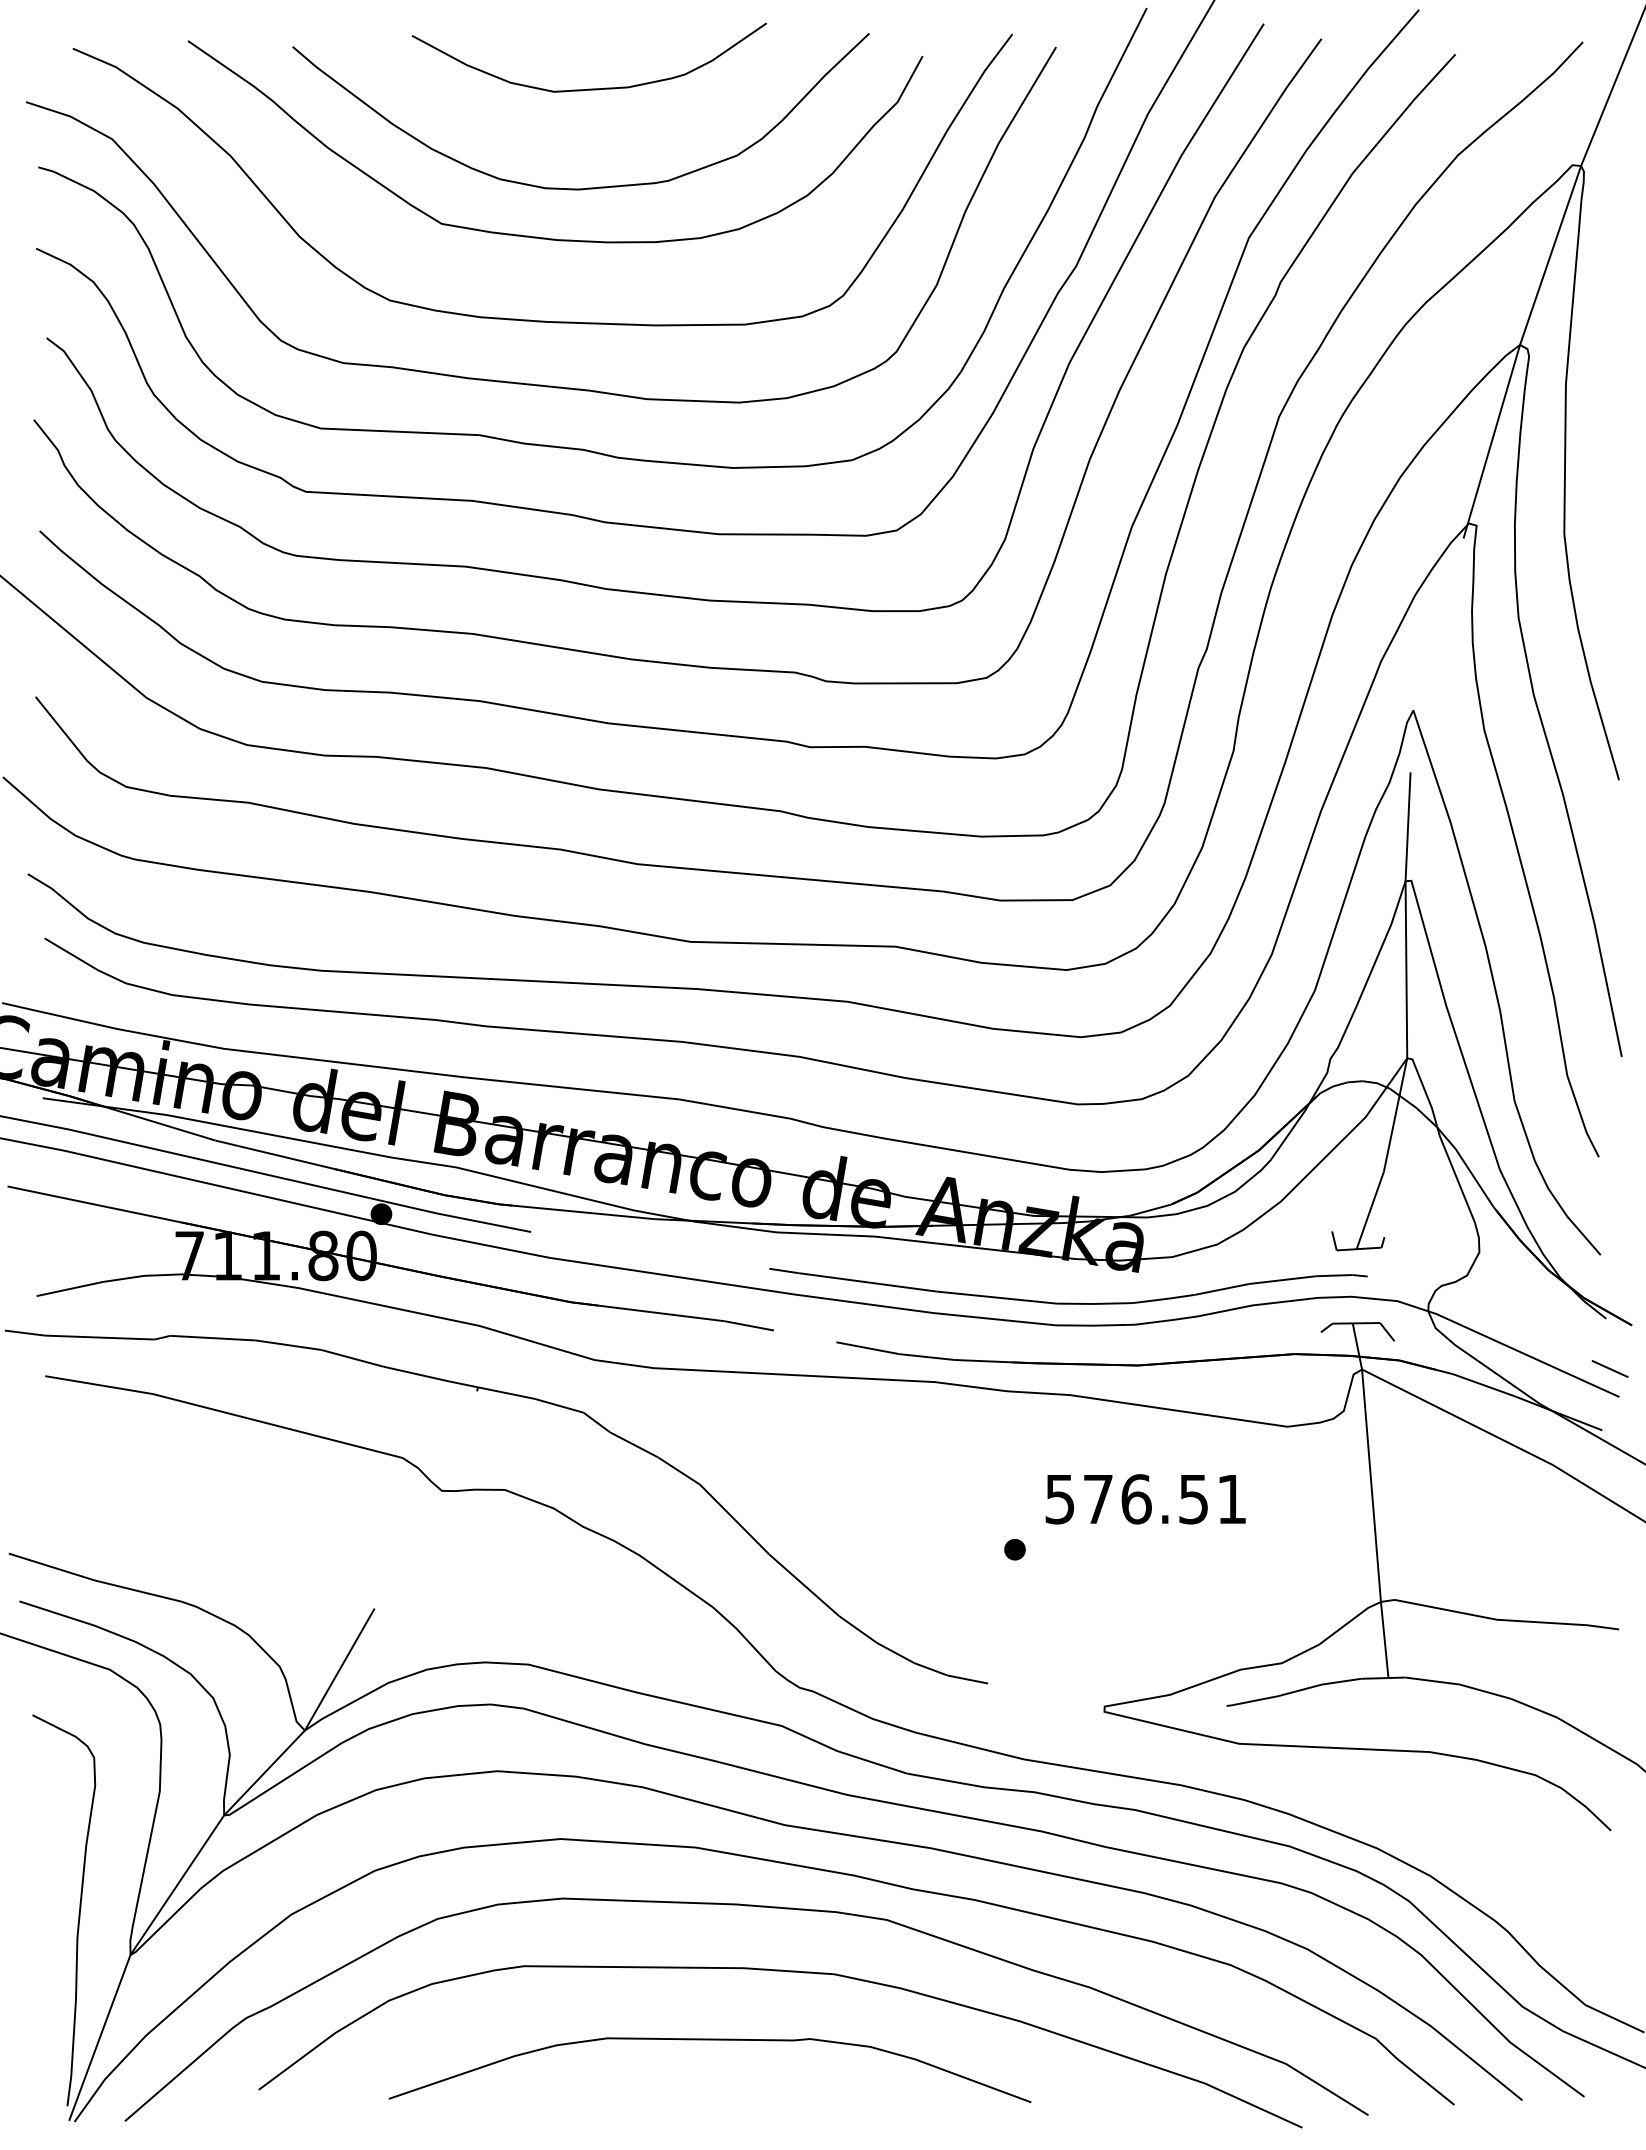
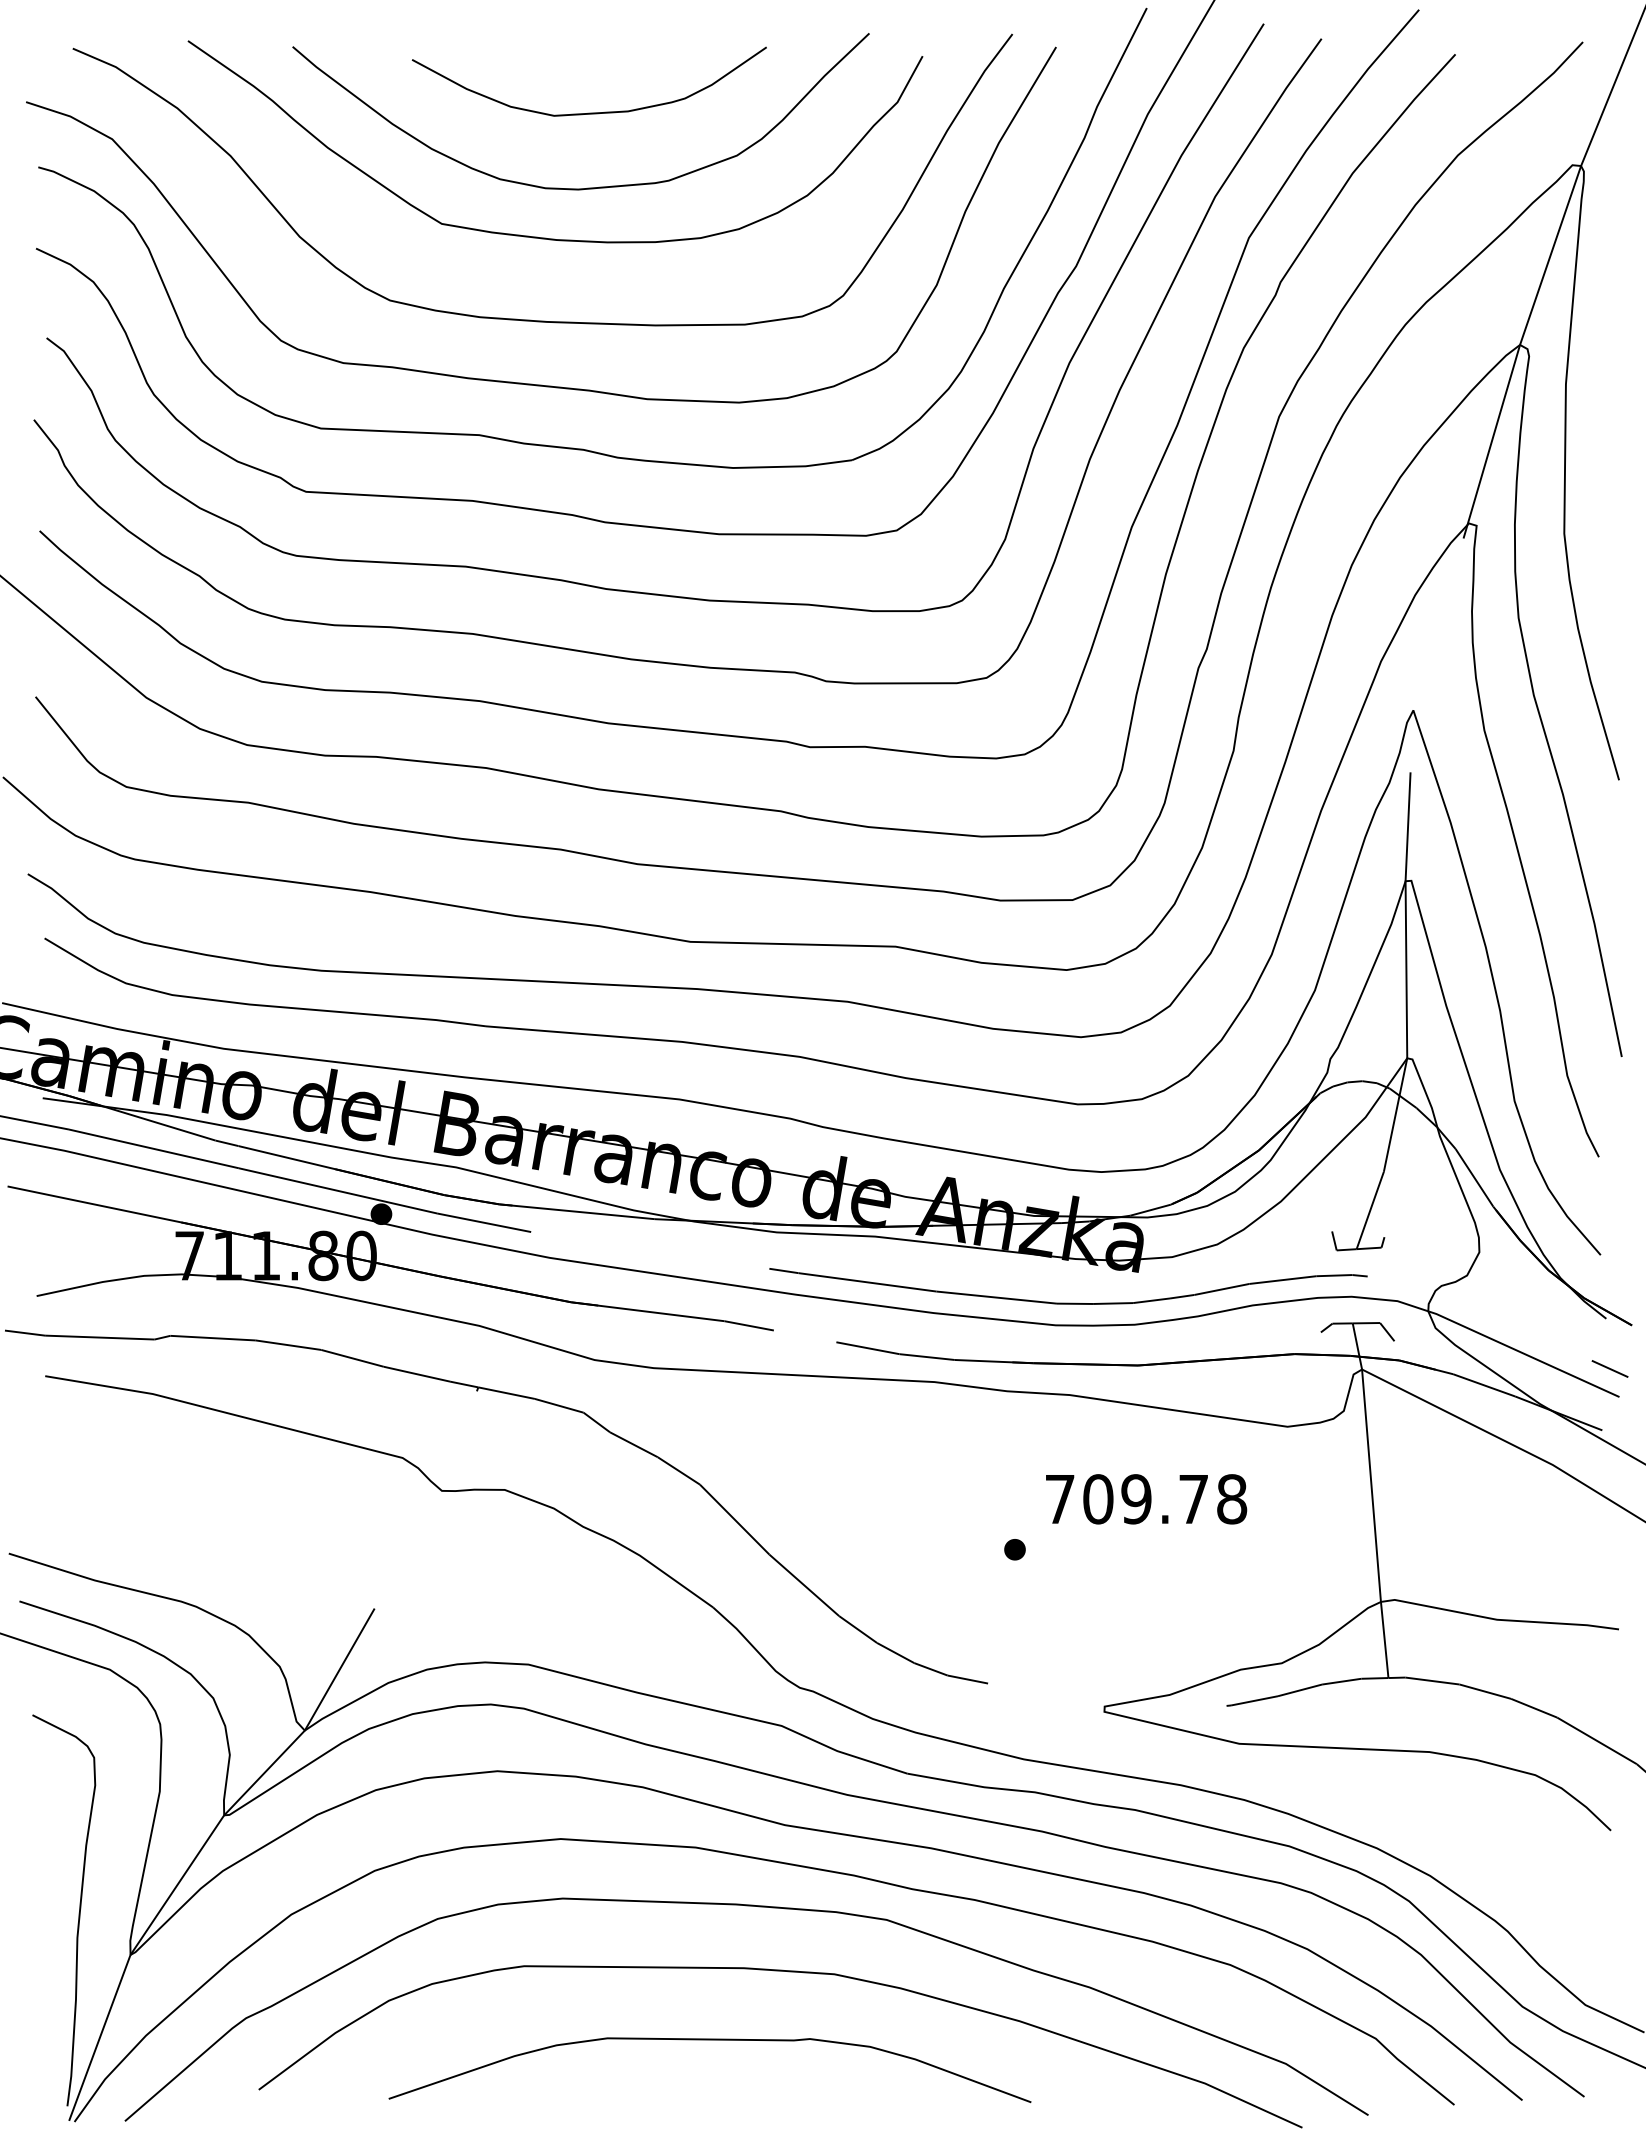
curve position: (588, 88) -> (588, 112) (588, 112)
text: 576.51 -> 709.78 (1146, 1499)
